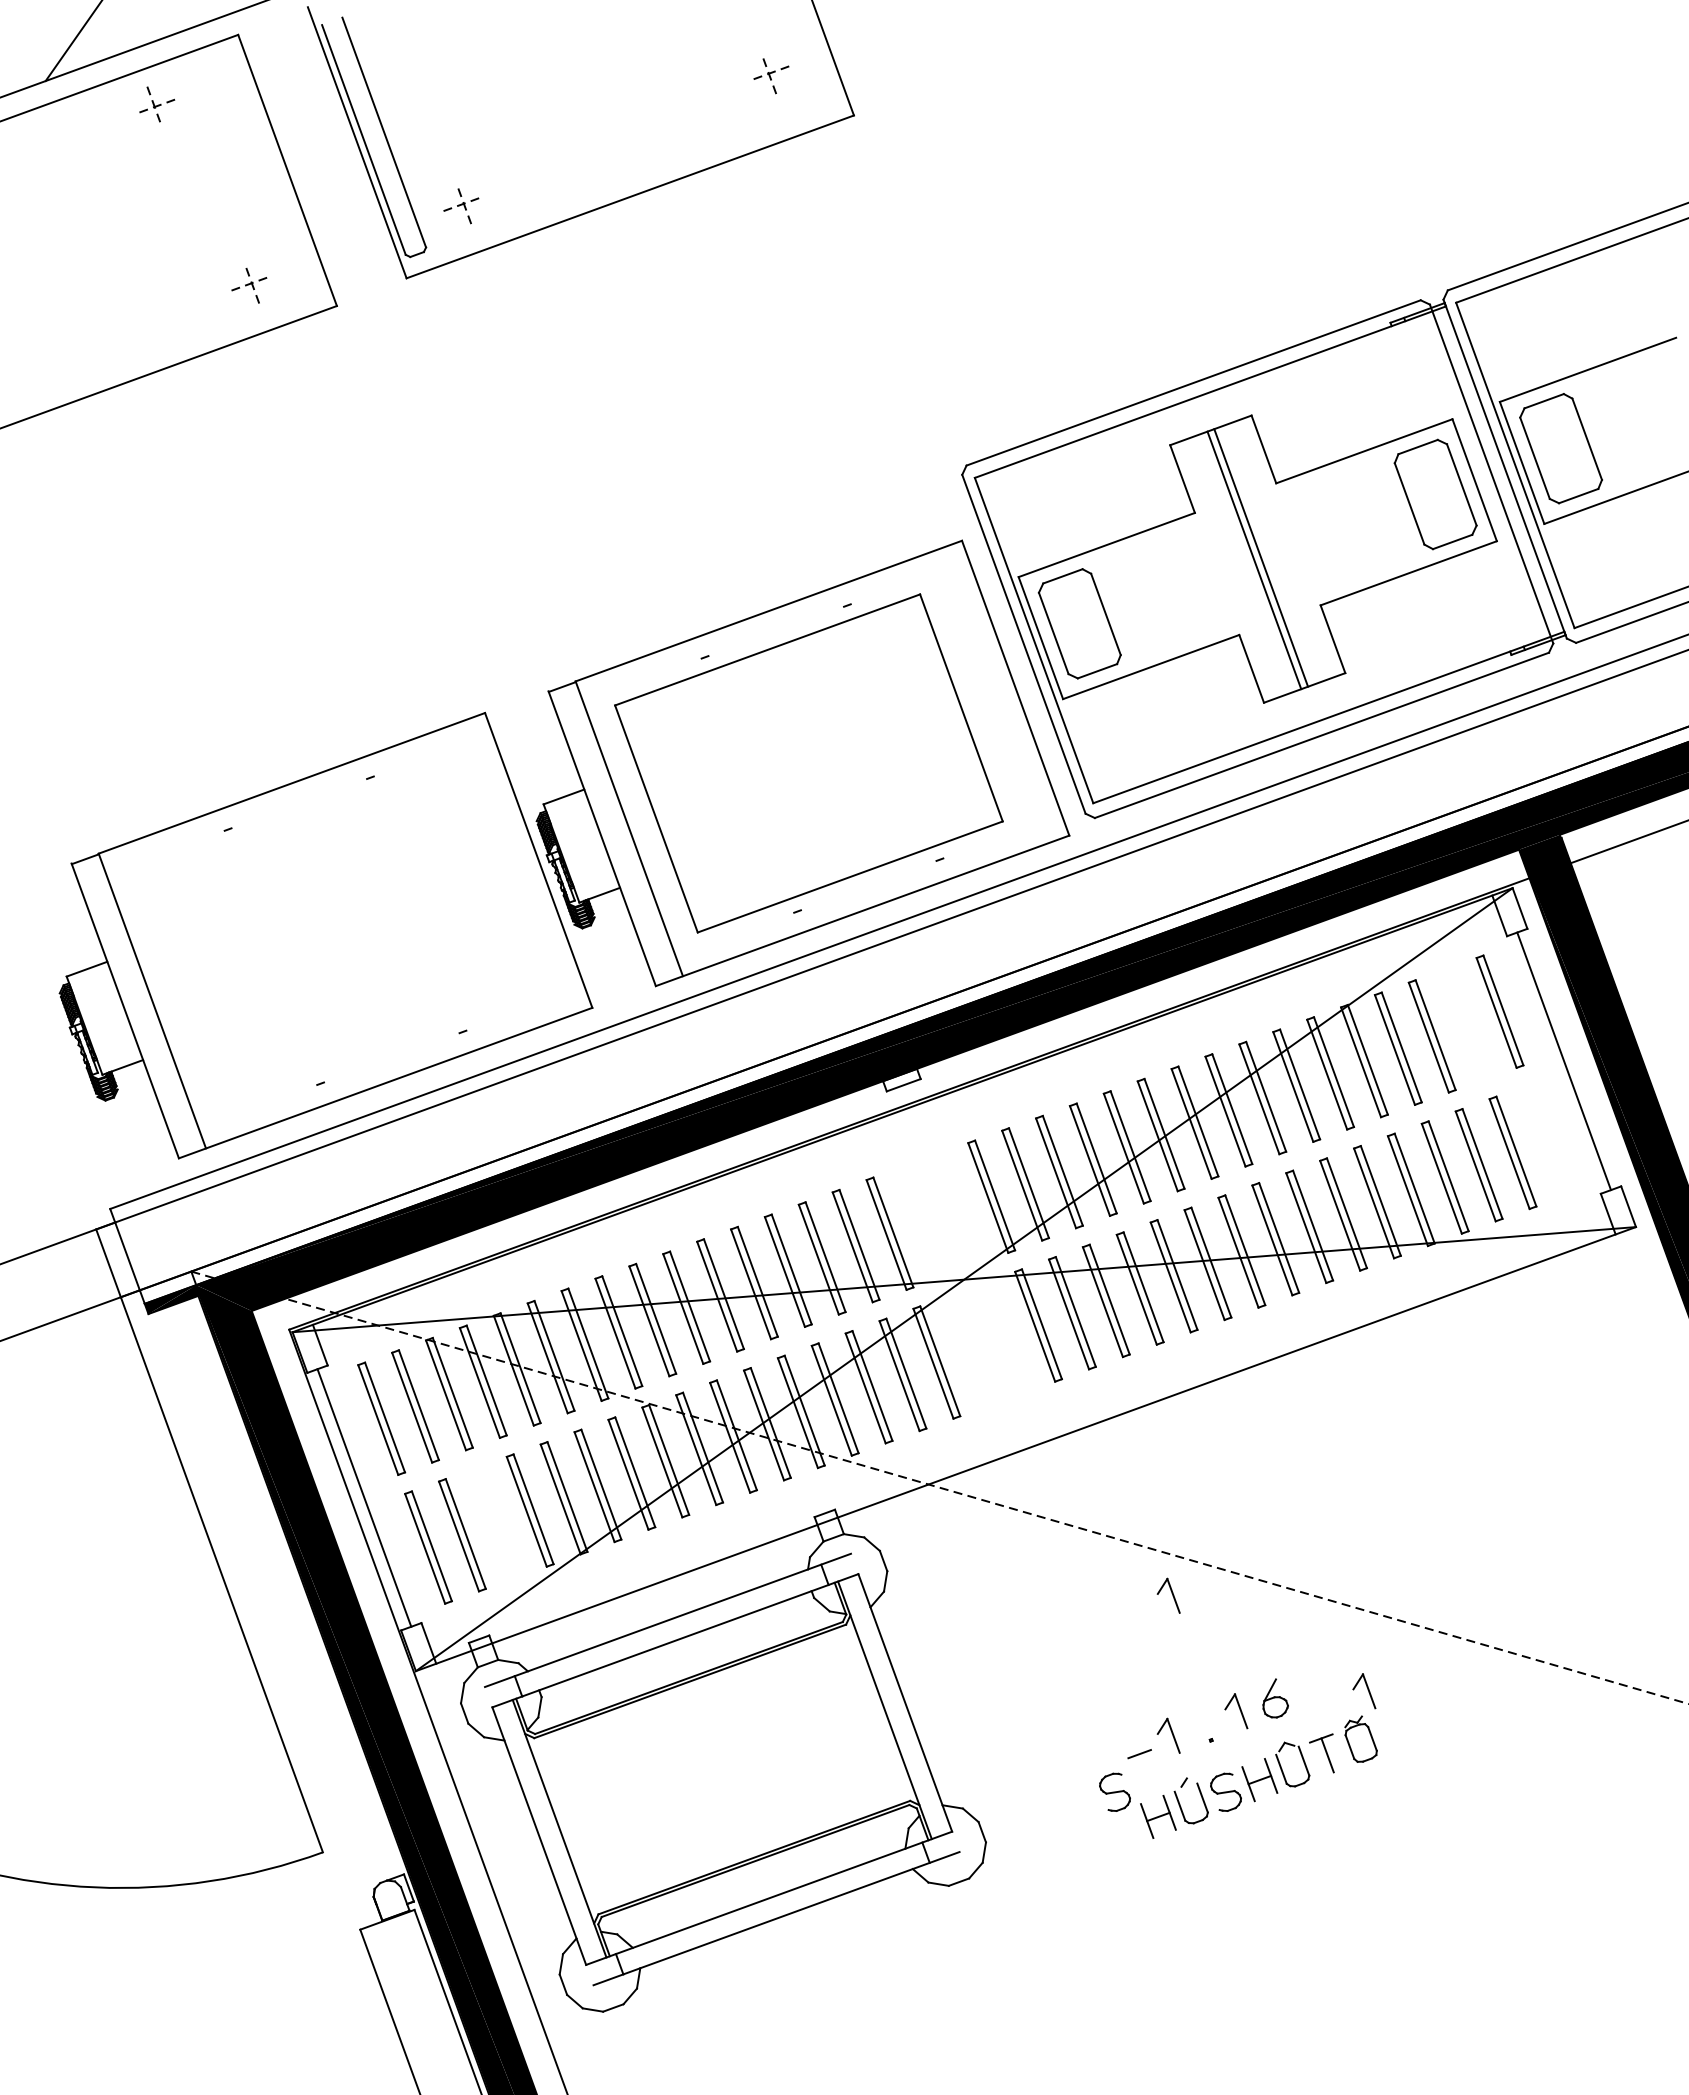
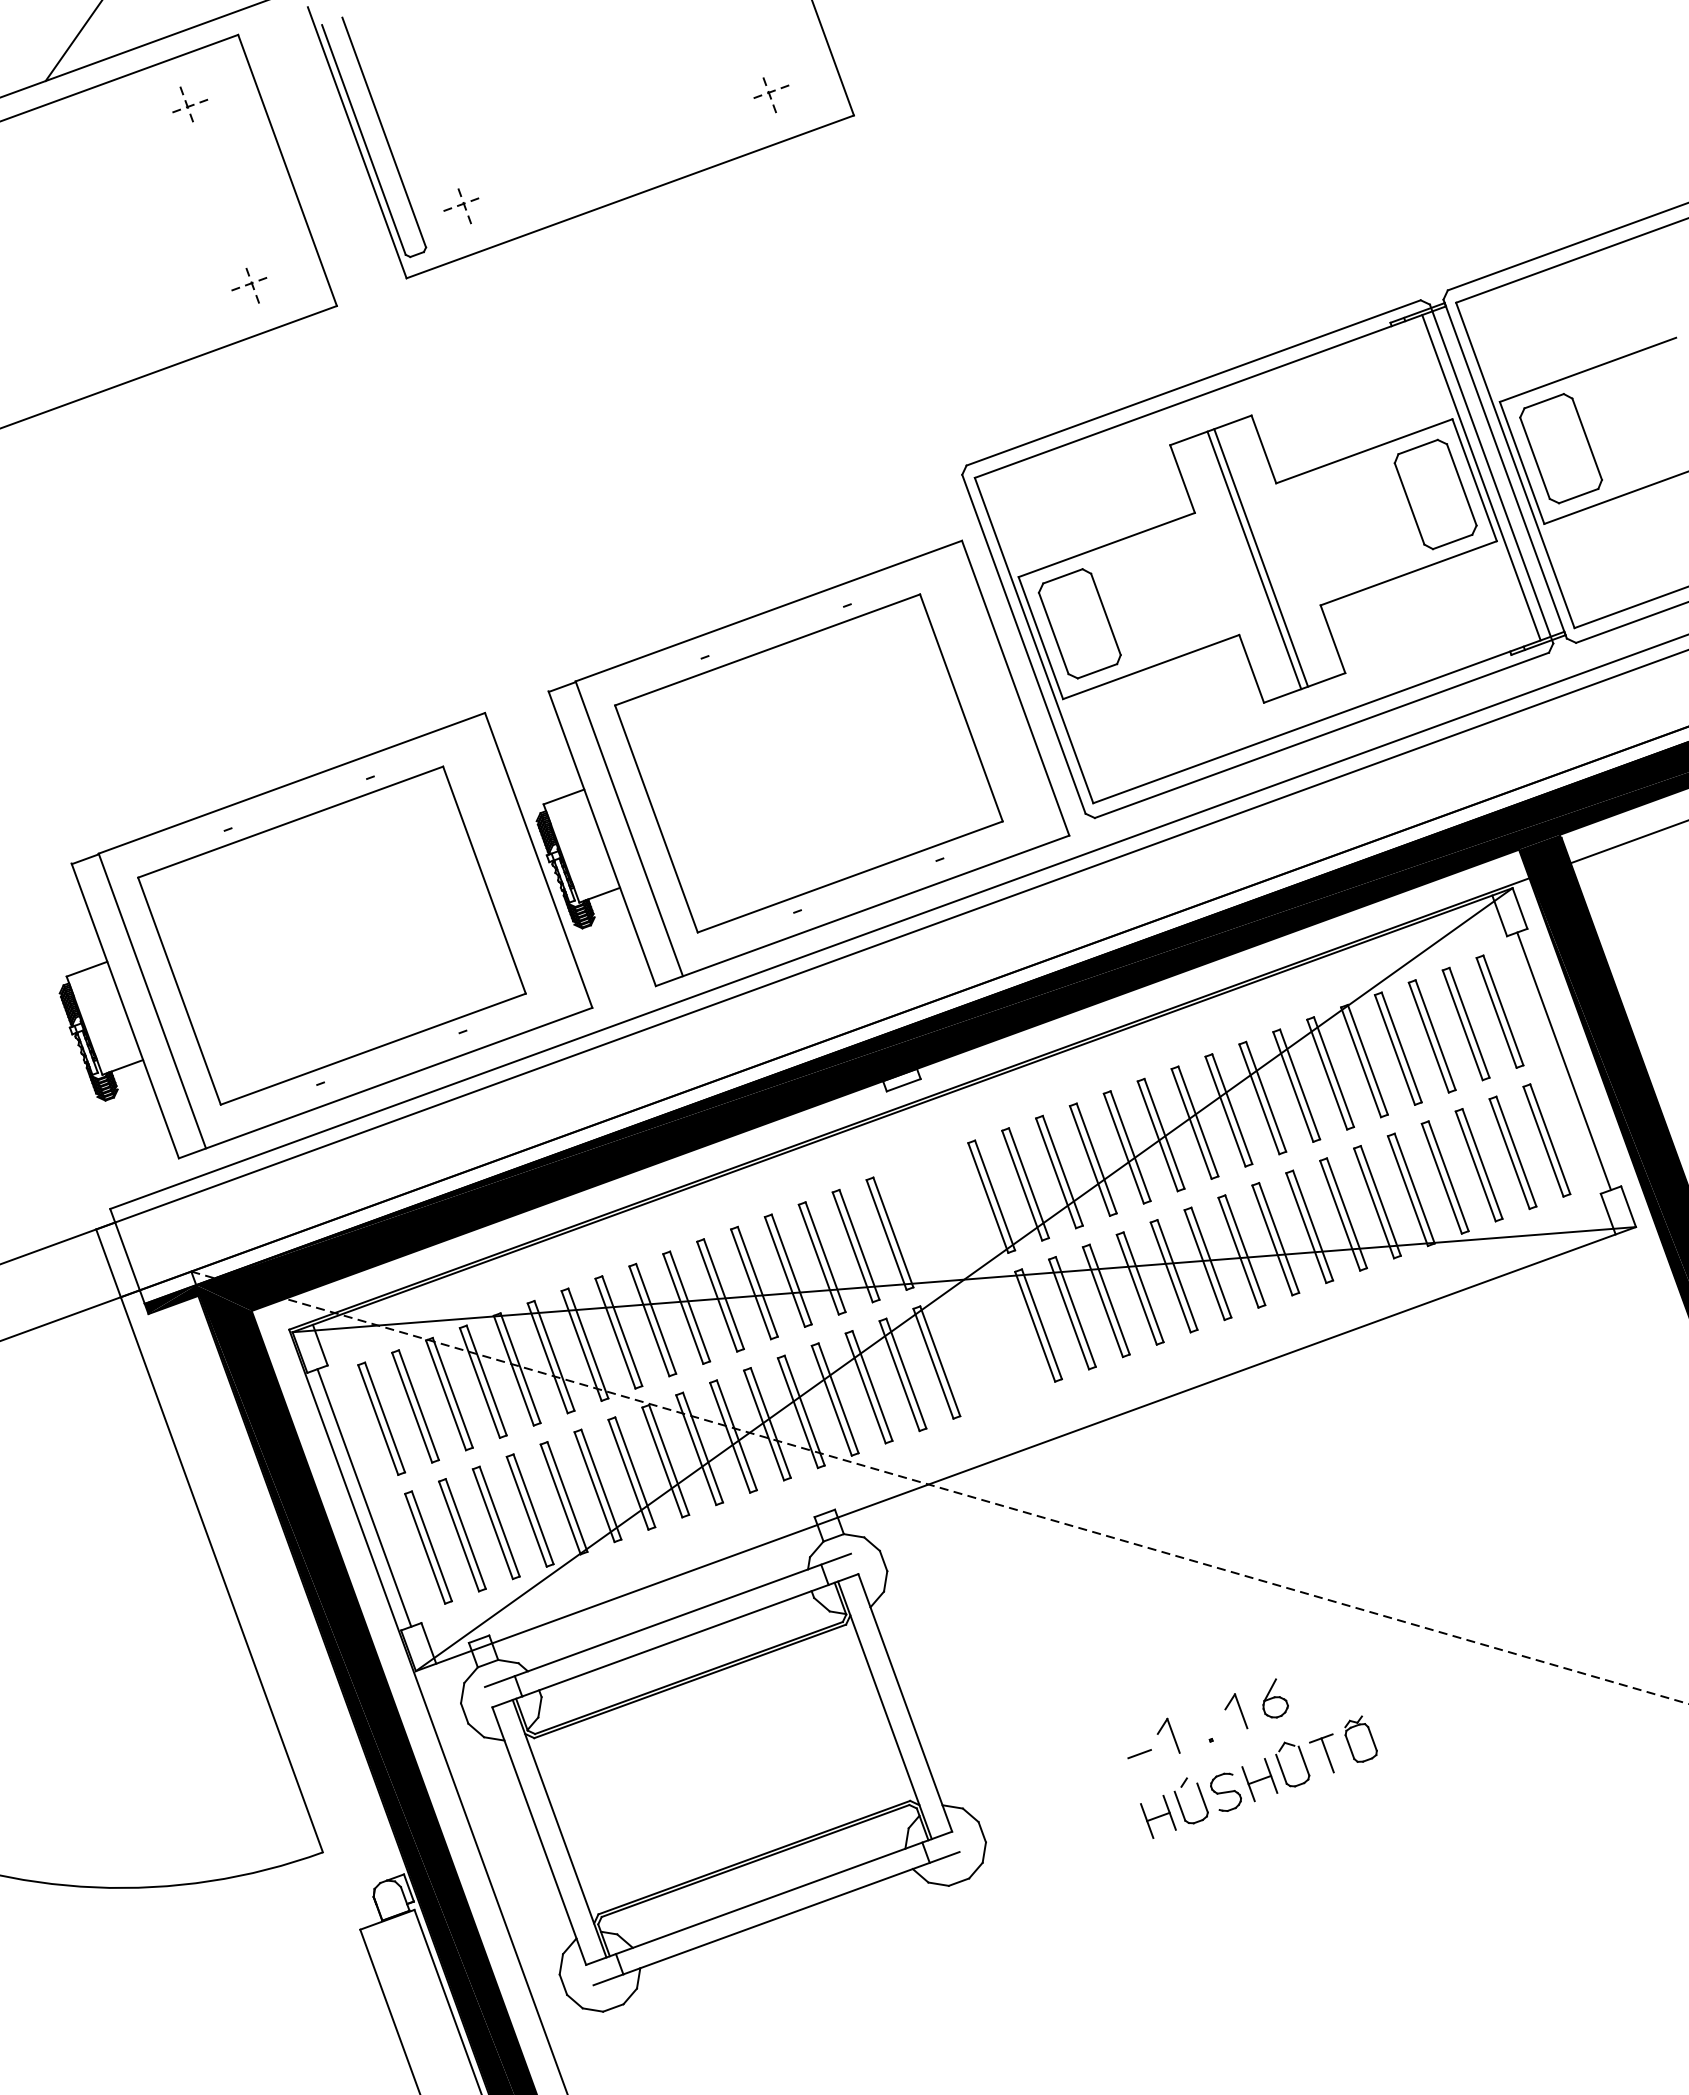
part position: (771, 76) -> (771, 95) (771, 95)
part position: (157, 104) -> (190, 104) (190, 104)
line: none -> present (1481, 477)
part: none -> present (331, 935)
part: none -> present (1465, 1023)
part: none -> present (1546, 1140)
part: none -> present (495, 1522)
part: present -> none (1168, 1595)
part: present -> none (1364, 1691)
part: present -> none (1114, 1791)
